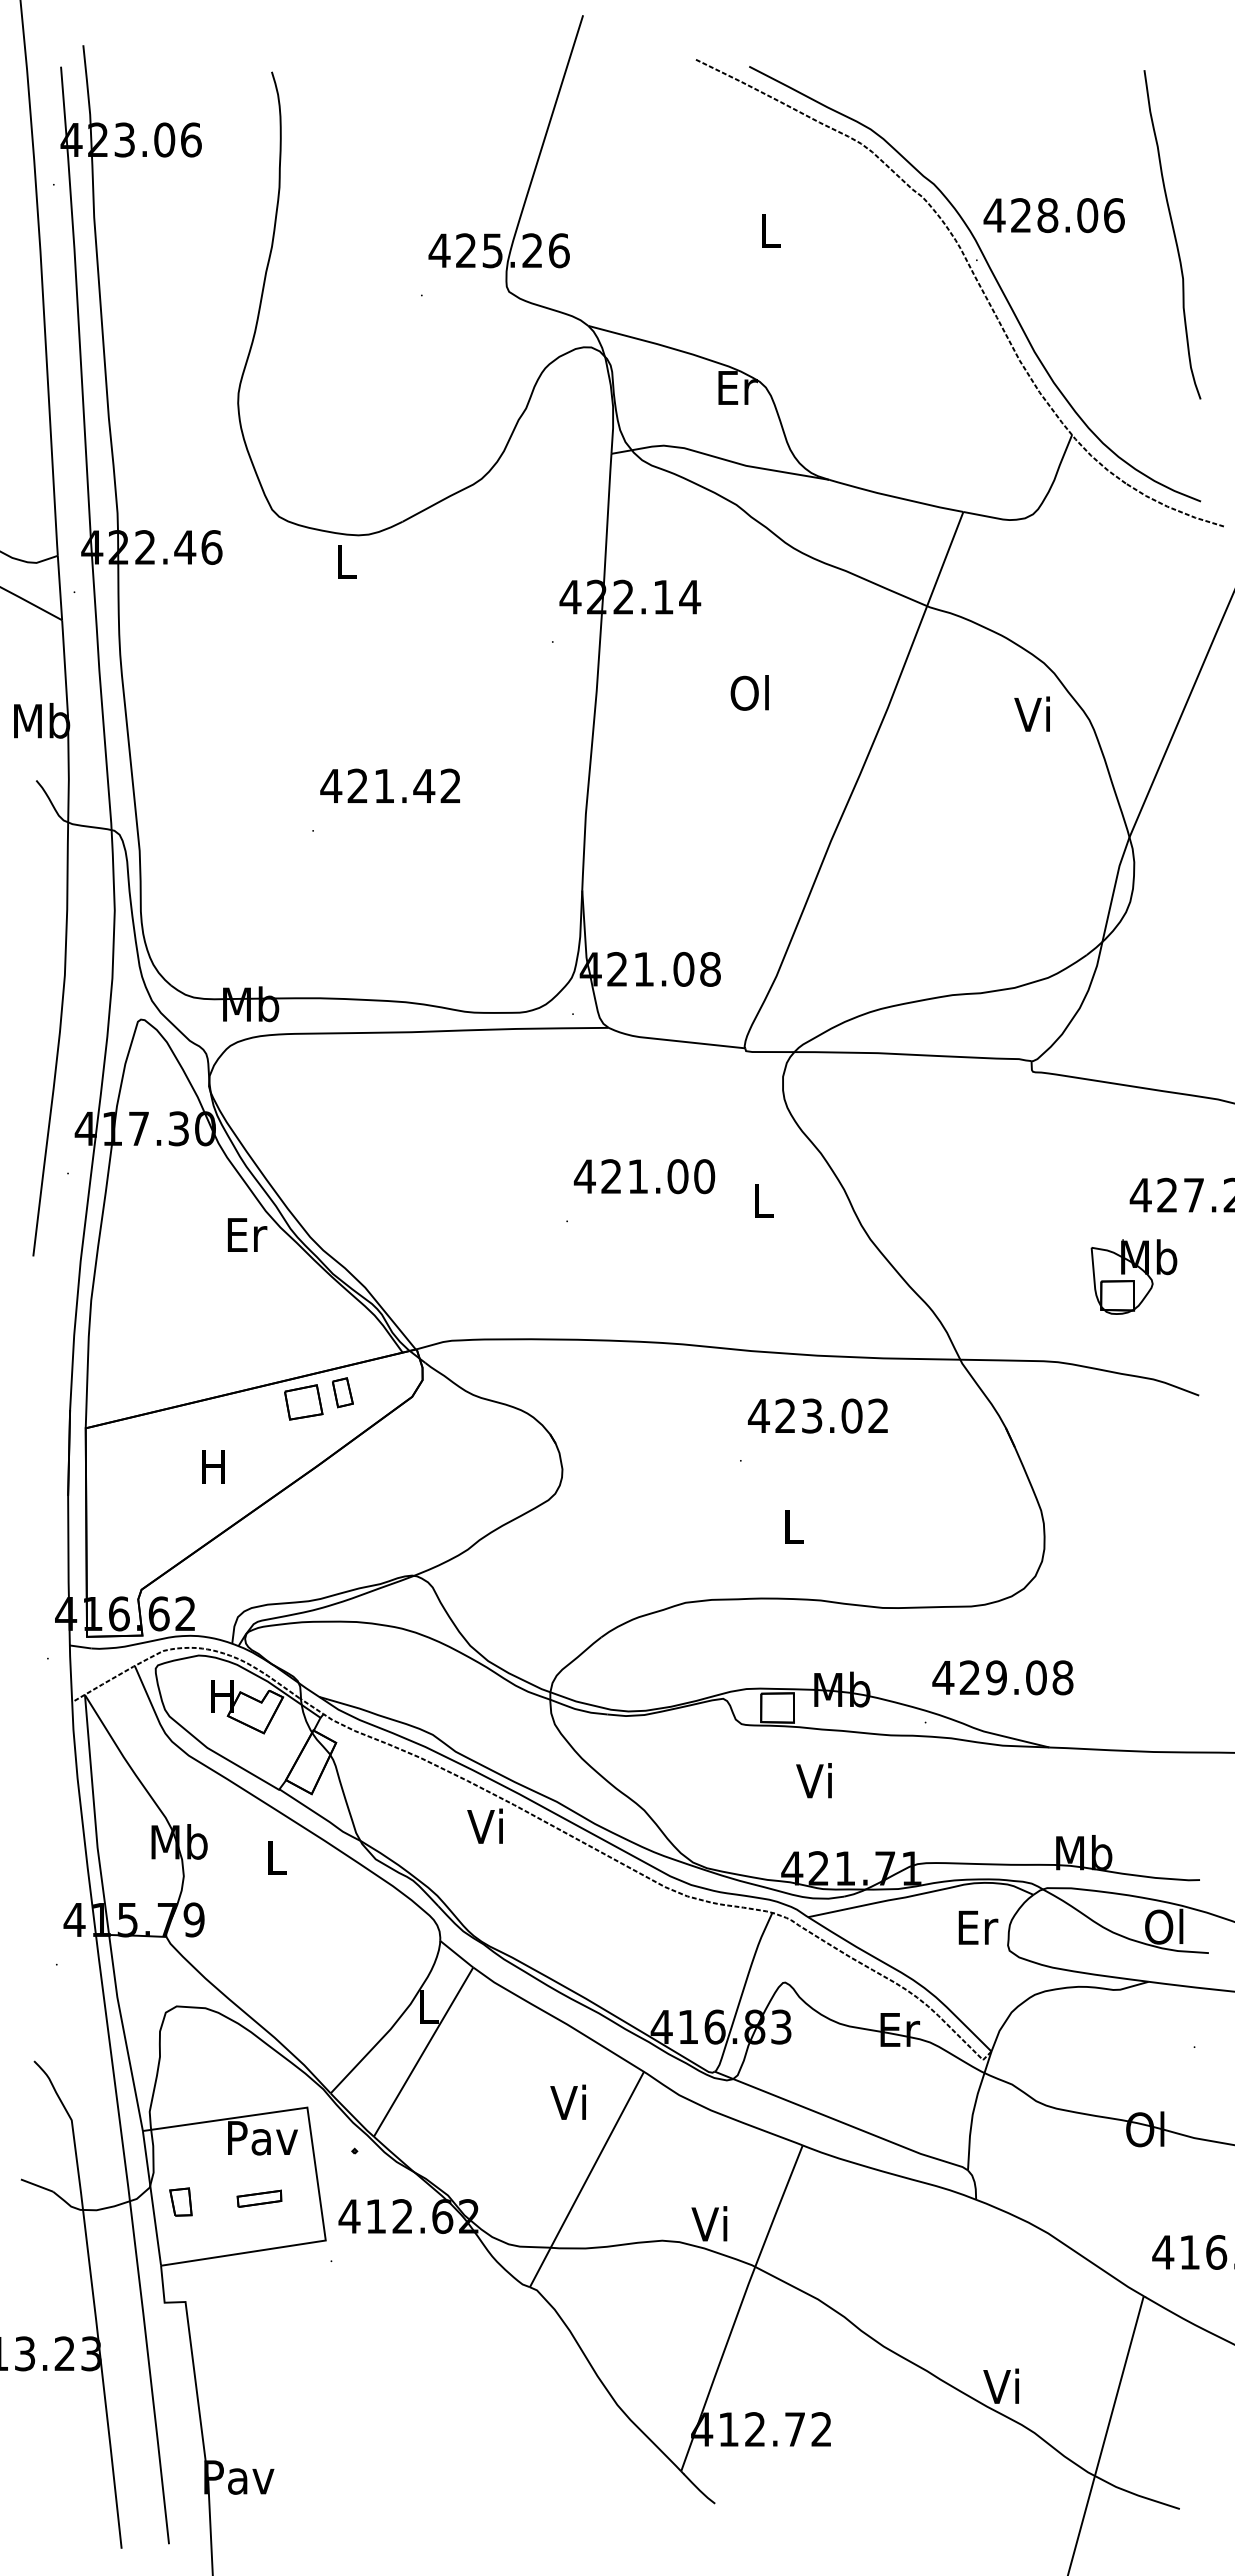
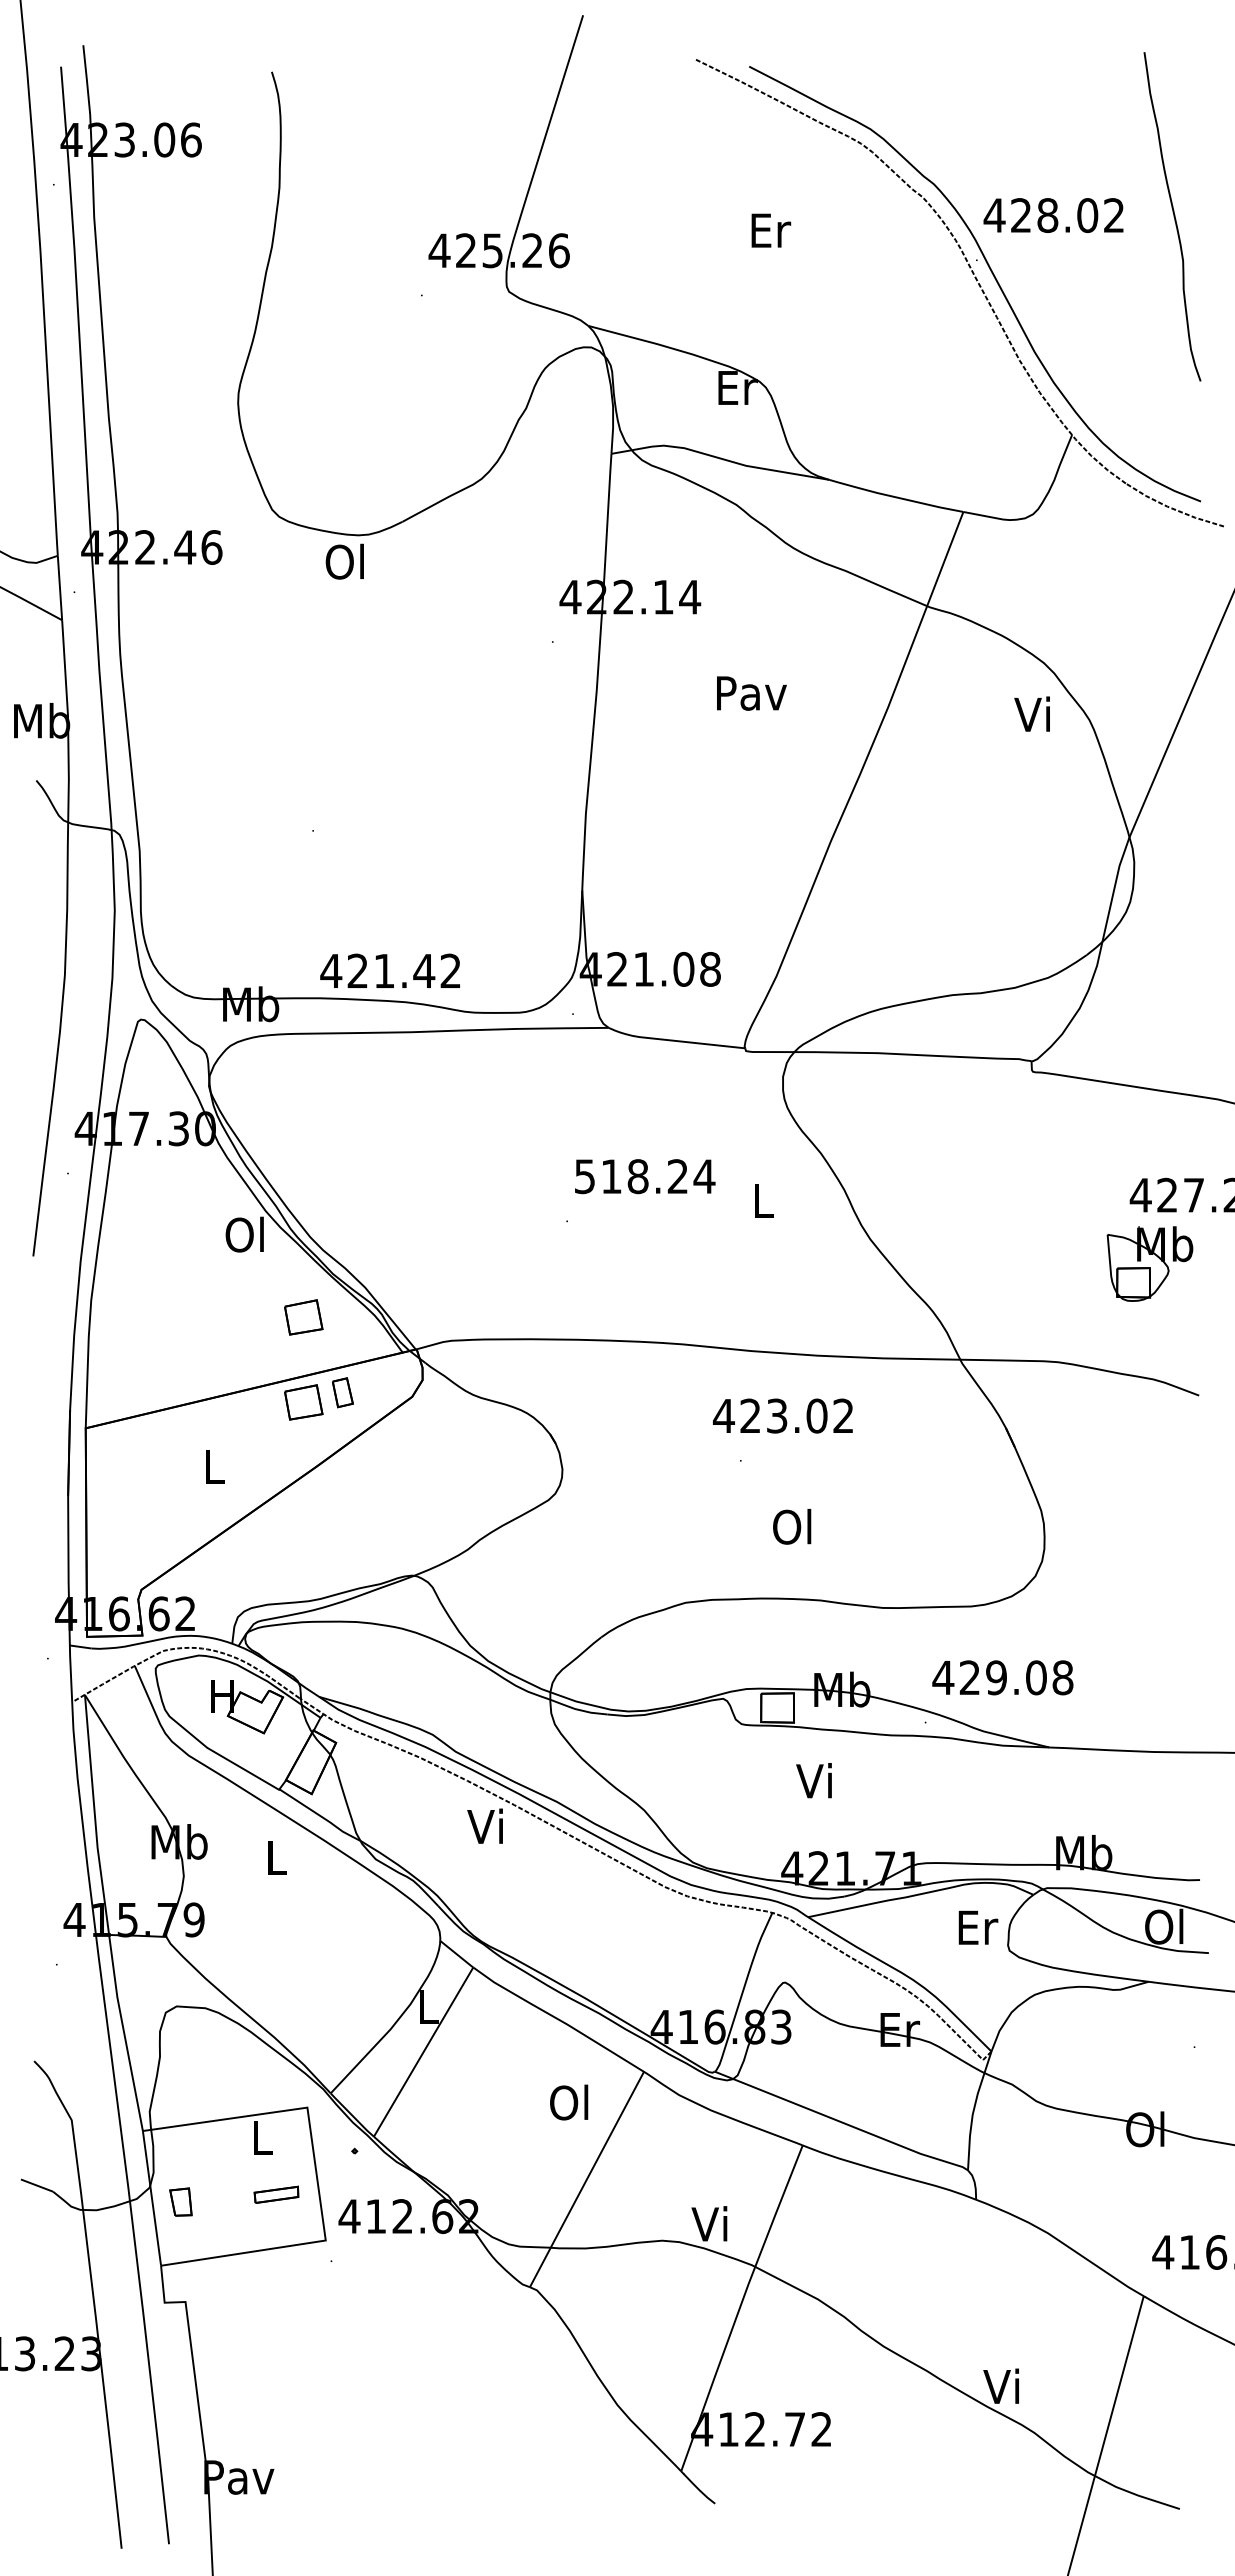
text: 428.06 -> 428.02 (1114, 215)
text: L -> Er (771, 230)
curve position: (1173, 234) -> (1173, 216) (1173, 216)
text: L -> Ol (344, 561)
text: Ol -> Pav (751, 692)
text position: (389, 785) -> (389, 970) (389, 970)
text: 421.00 -> 518.24 (644, 1176)
text: Er -> Ol (246, 1234)
part position: (1133, 1276) -> (1149, 1263) (1149, 1263)
part: none -> present (303, 1317)
text position: (817, 1415) -> (782, 1415) (782, 1415)
text: H -> L (213, 1466)
text: L -> Ol (792, 1526)
text: Vi -> Ol (569, 2102)
text: Pav -> L (262, 2138)
part position: (259, 2198) -> (276, 2194) (276, 2194)
